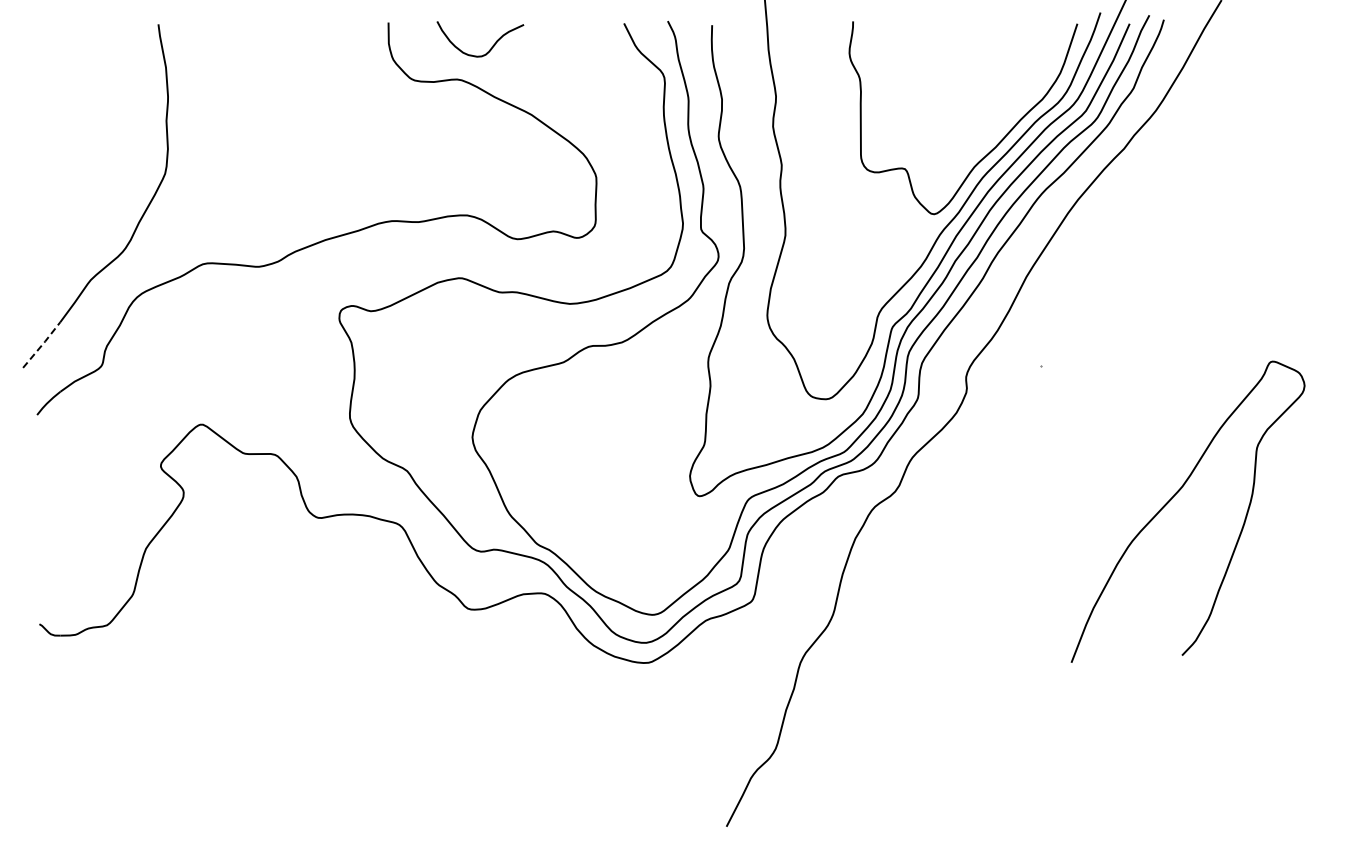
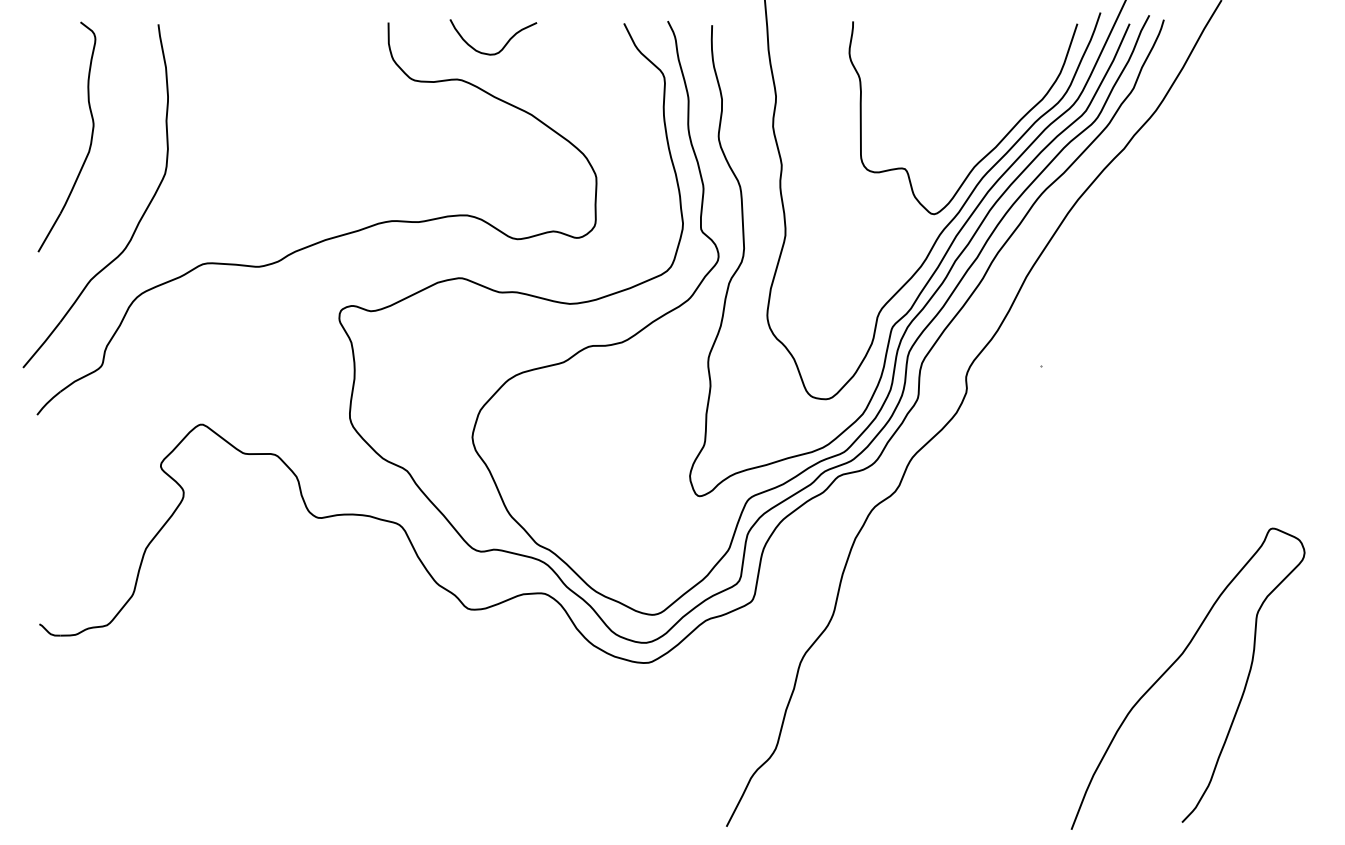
curve position: (492, 45) -> (505, 43) (505, 43)
part: none -> present (90, 139)
line: dashed -> solid (42, 344)
curve position: (1171, 500) -> (1171, 667) (1171, 667)
